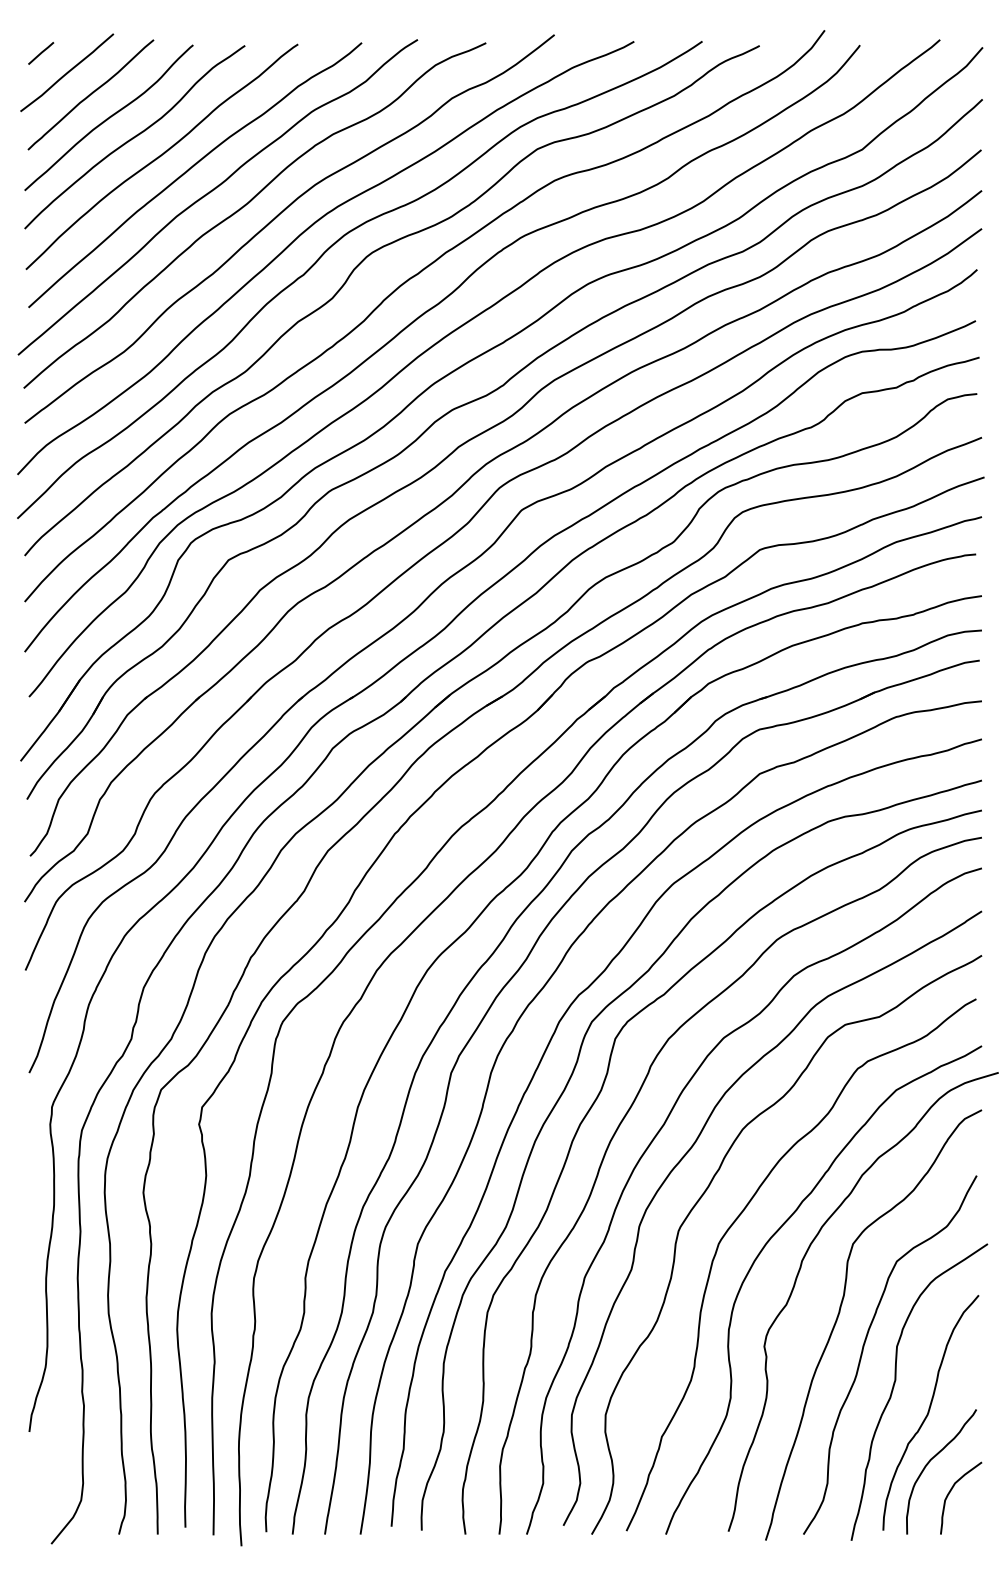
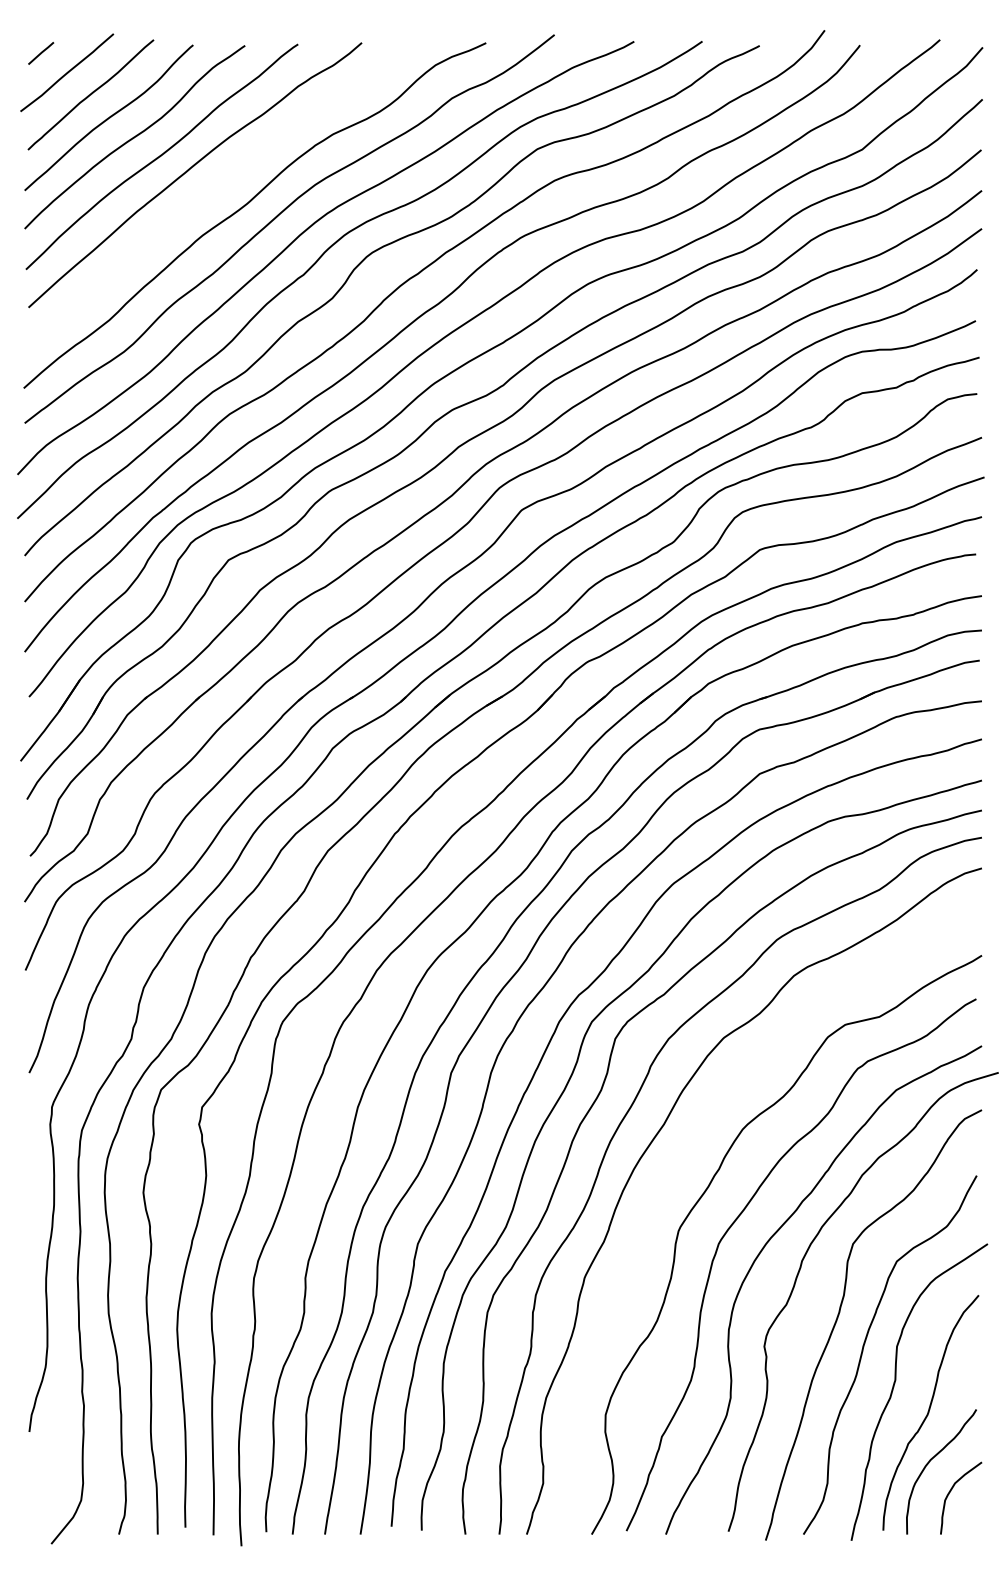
curve: present -> none (214, 190)
curve: present -> none (691, 1149)
